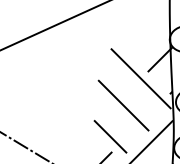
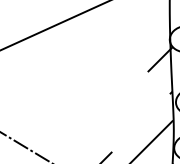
line: present -> none (140, 78)
line: present -> none (123, 105)
line: present -> none (110, 136)
